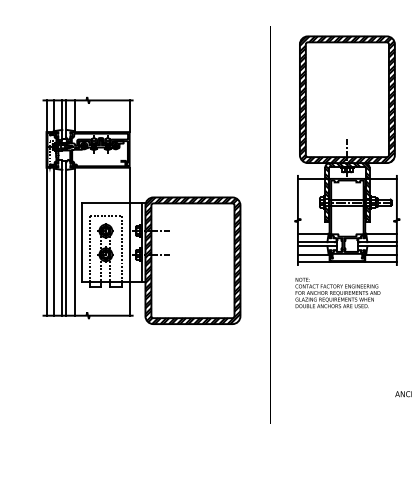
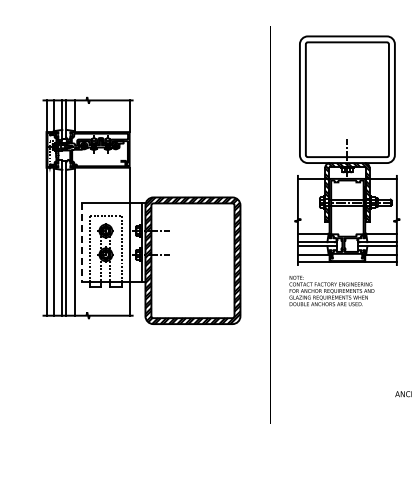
hatch: present -> none (346, 99)
line: solid -> dashed (82, 242)
text position: (337, 292) -> (331, 290) (331, 290)
